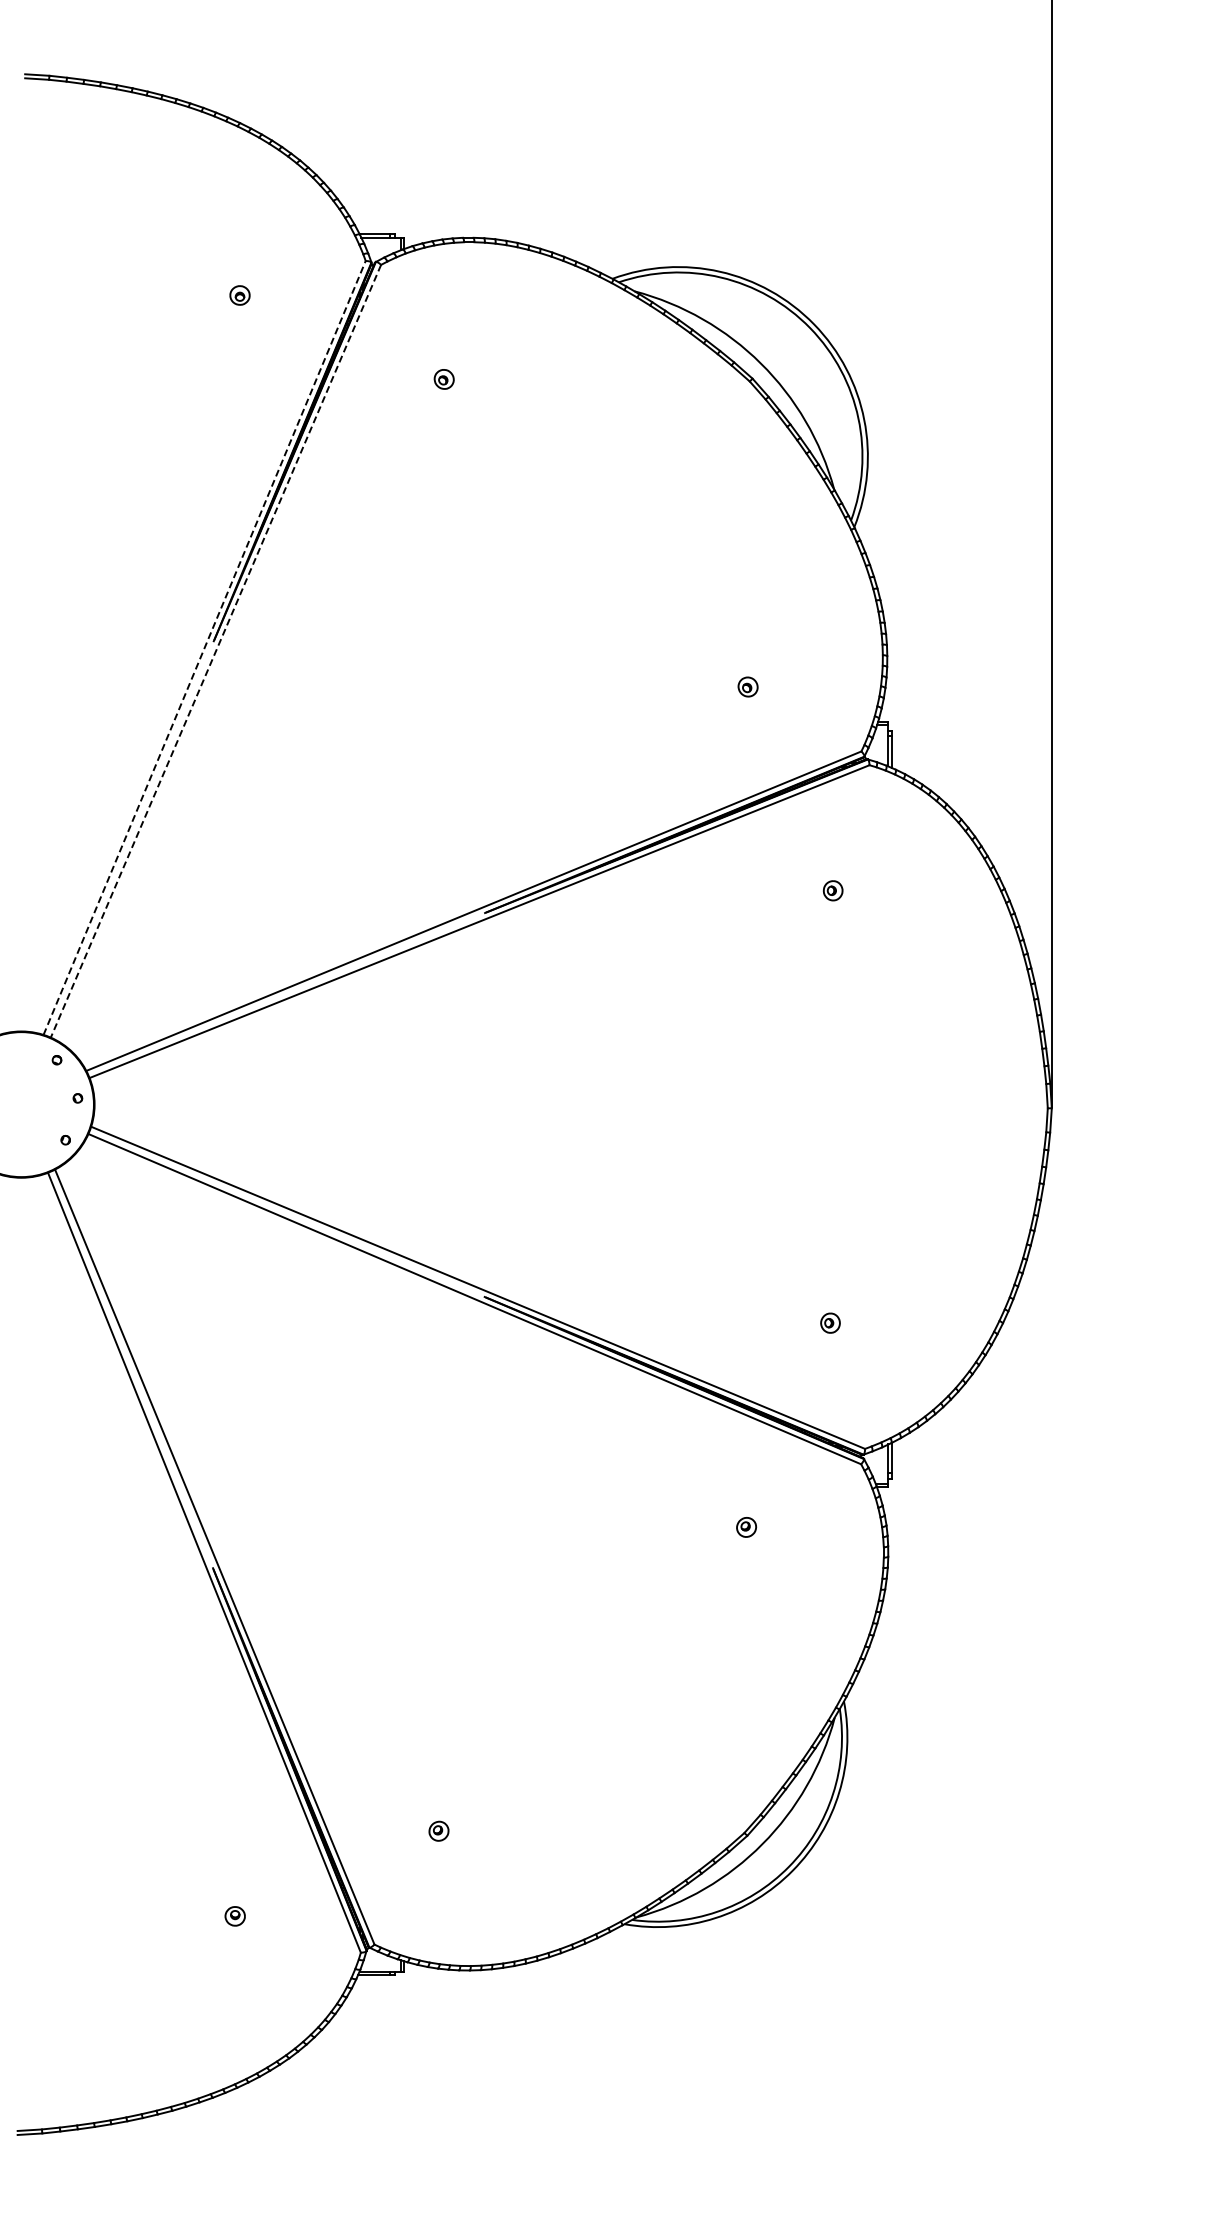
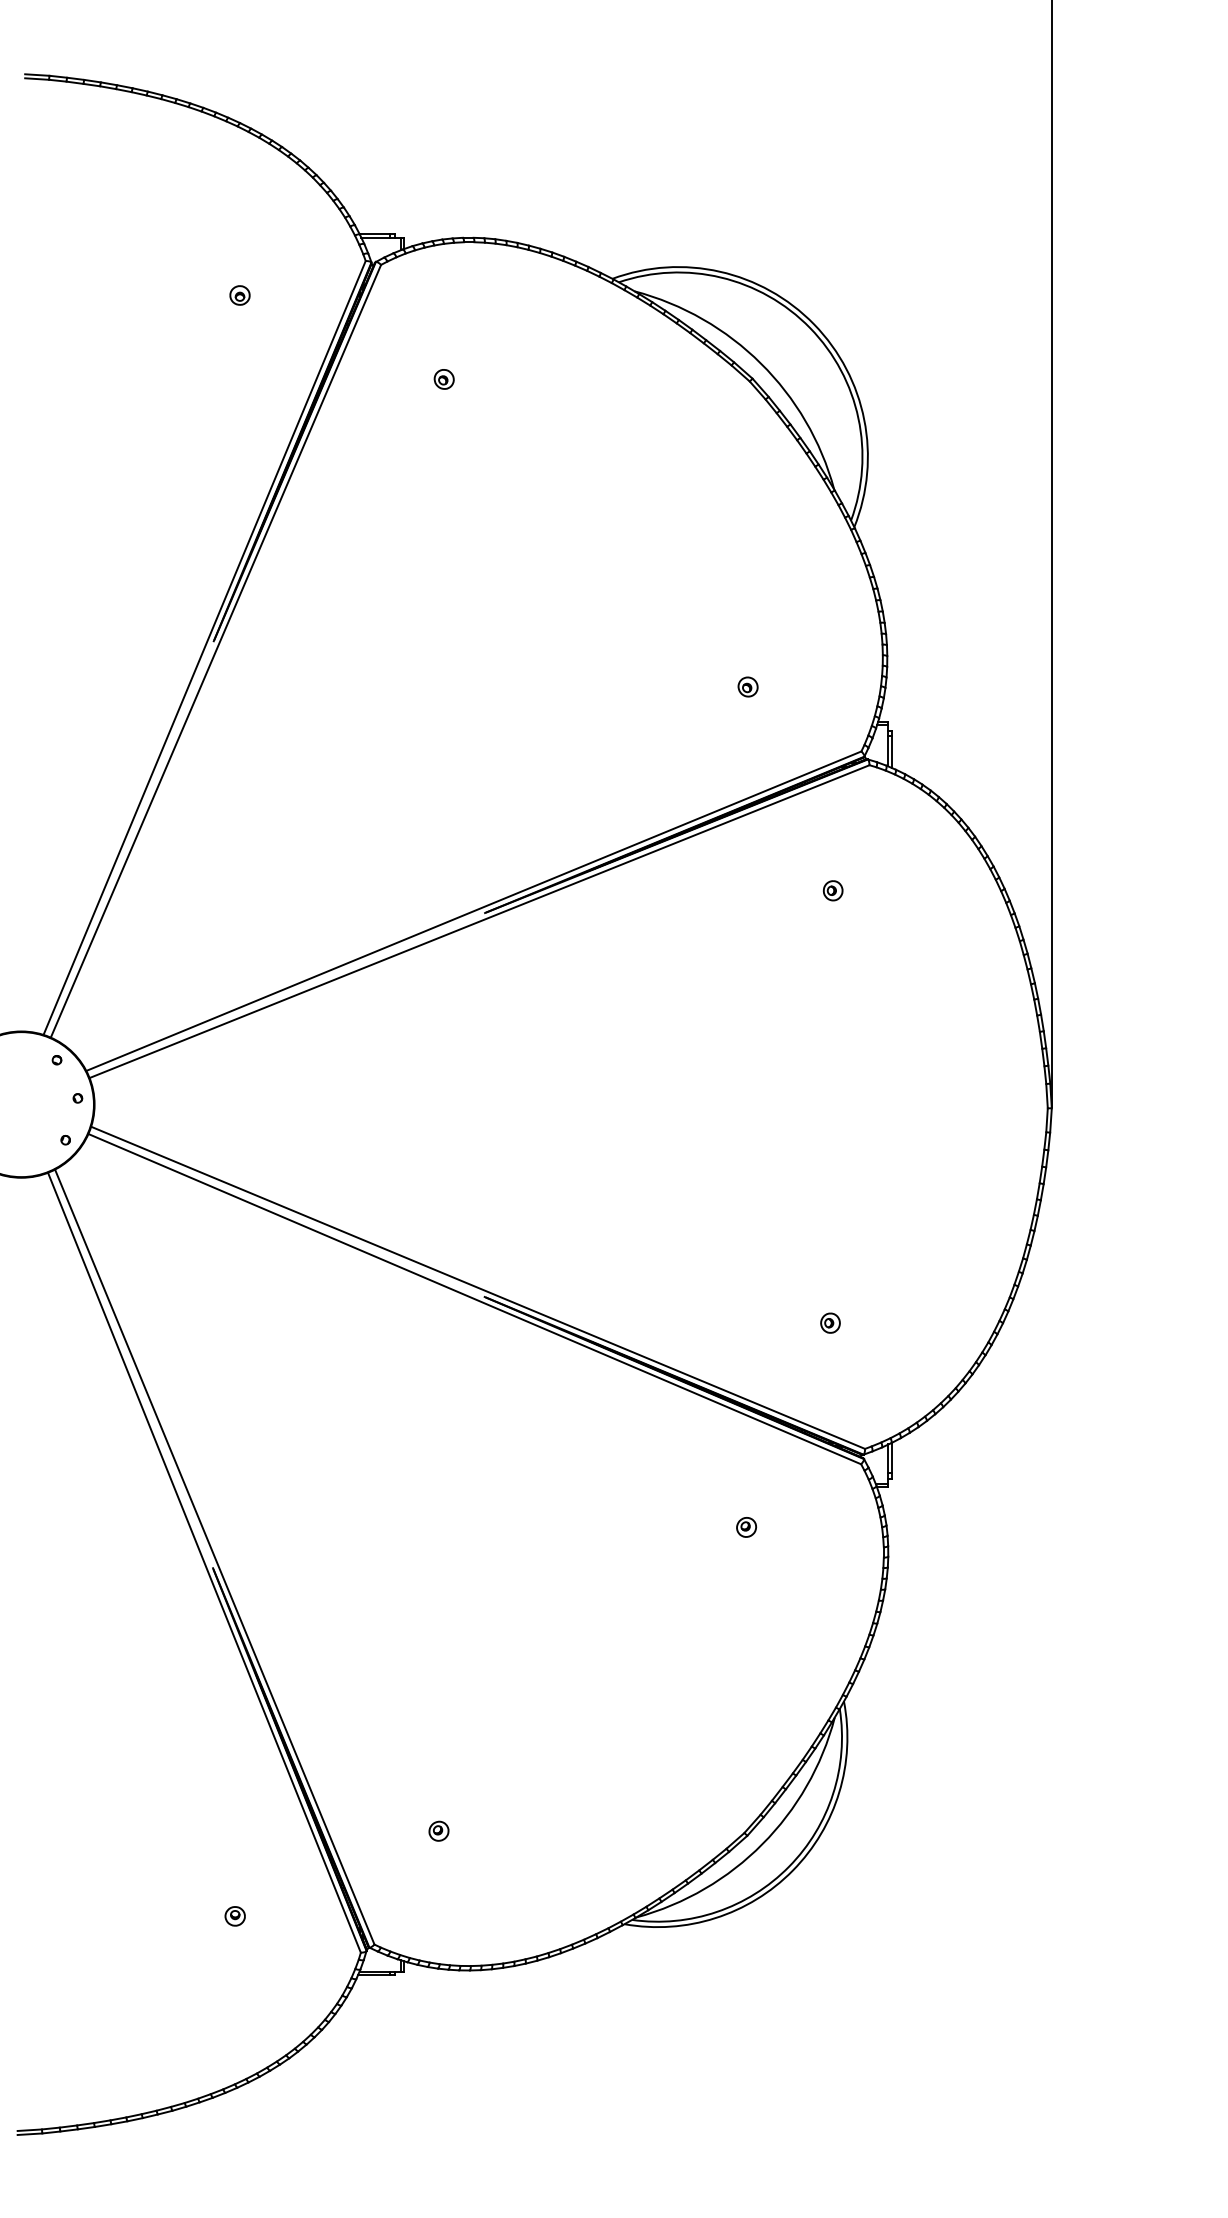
line: dashed -> solid (204, 647)
line: dashed -> solid (215, 651)
